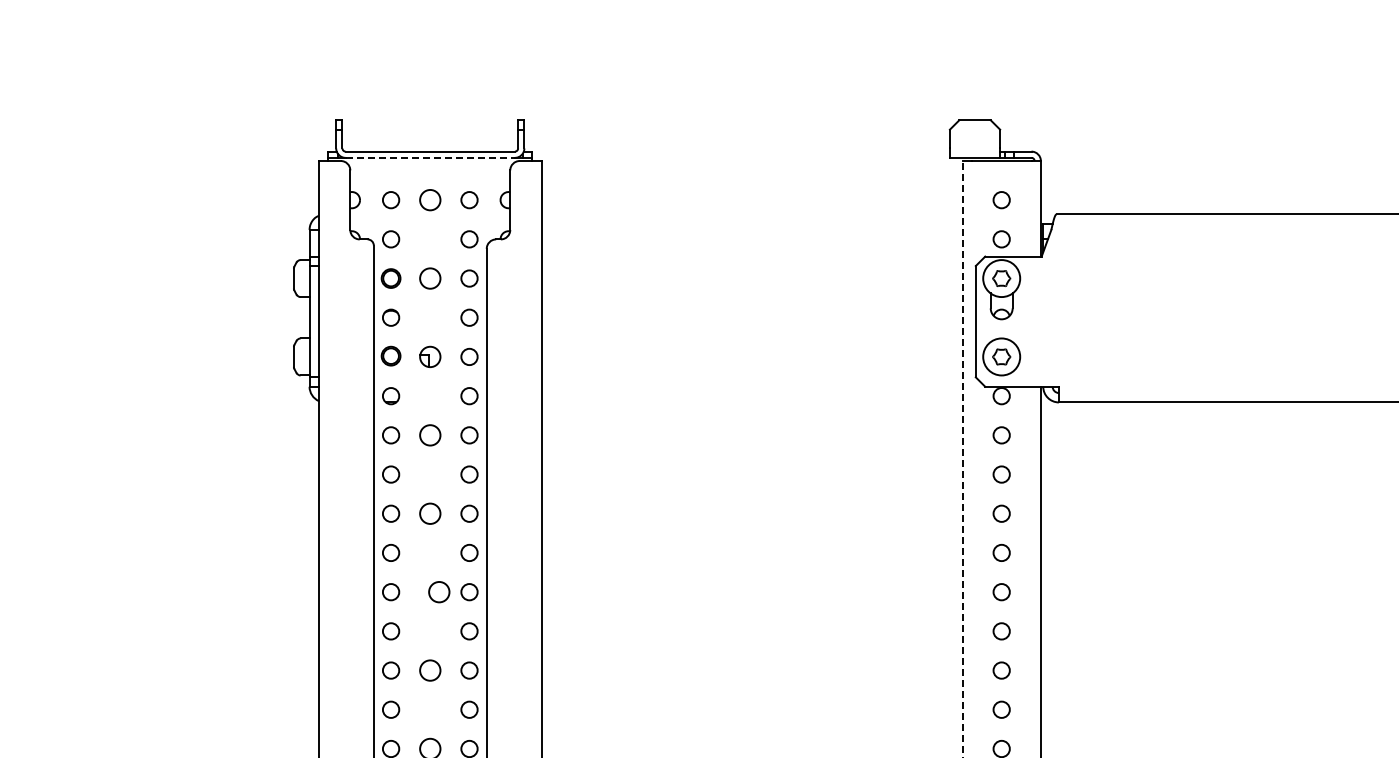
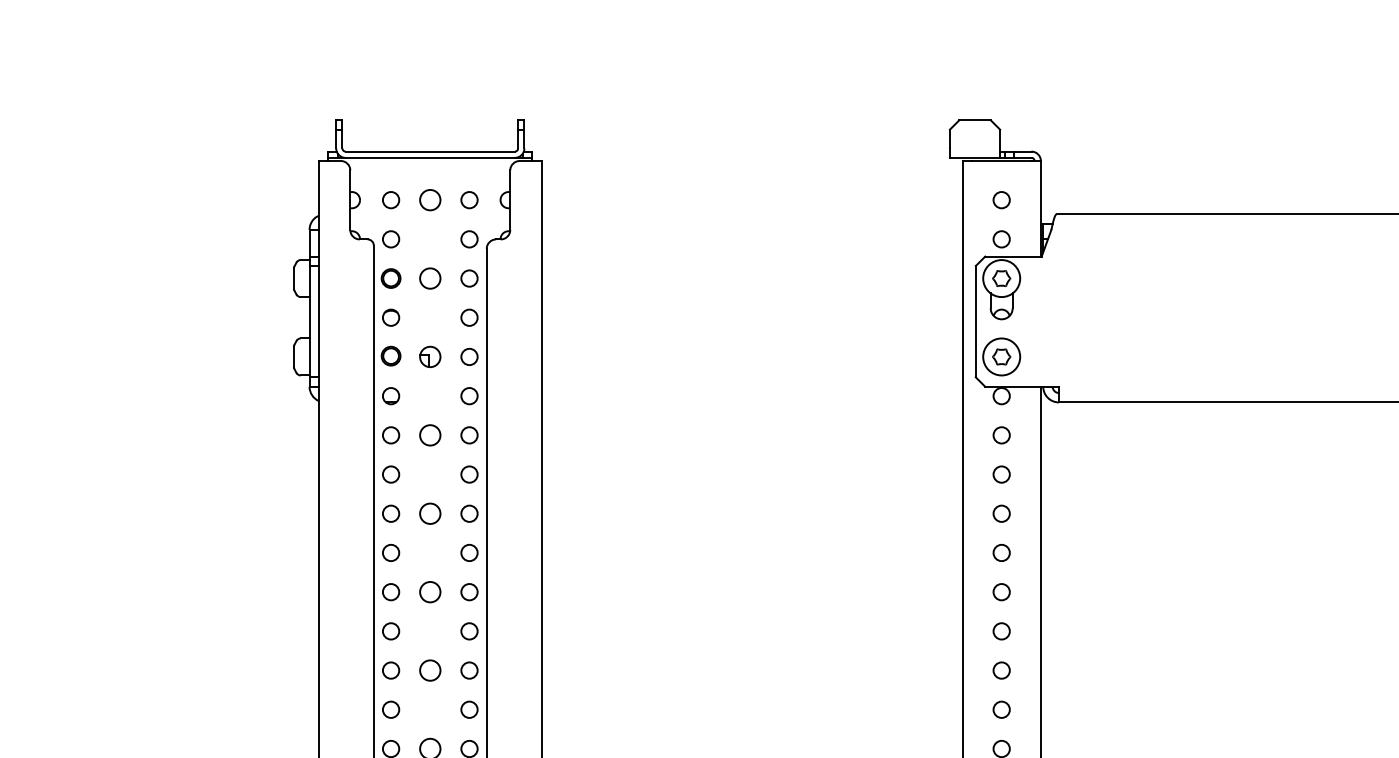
line: dashed -> solid (430, 157)
line: dashed -> solid (962, 459)
circle position: (439, 592) -> (430, 592) (430, 592)
